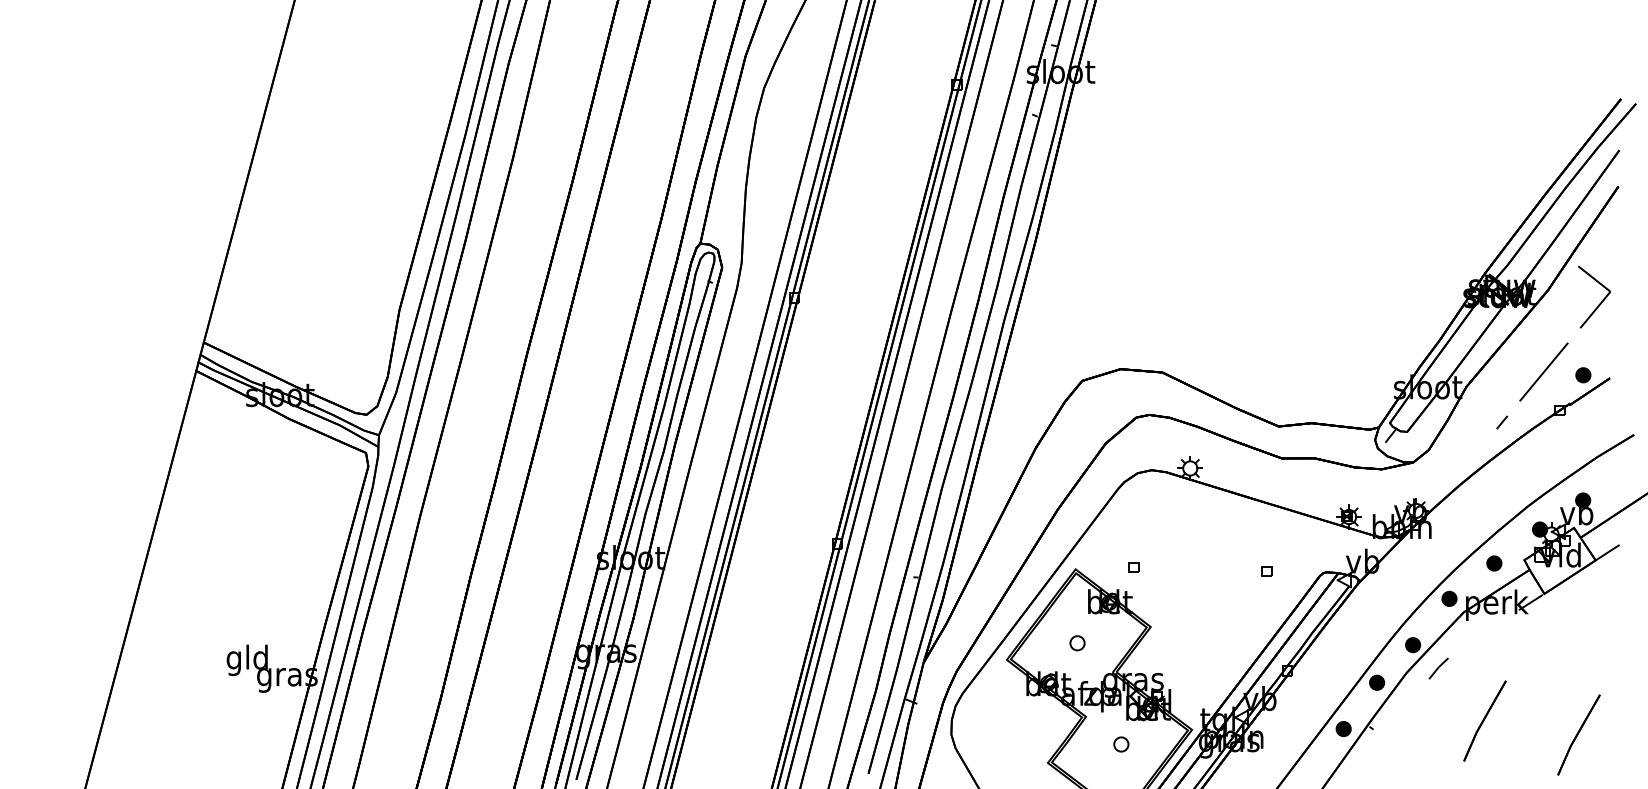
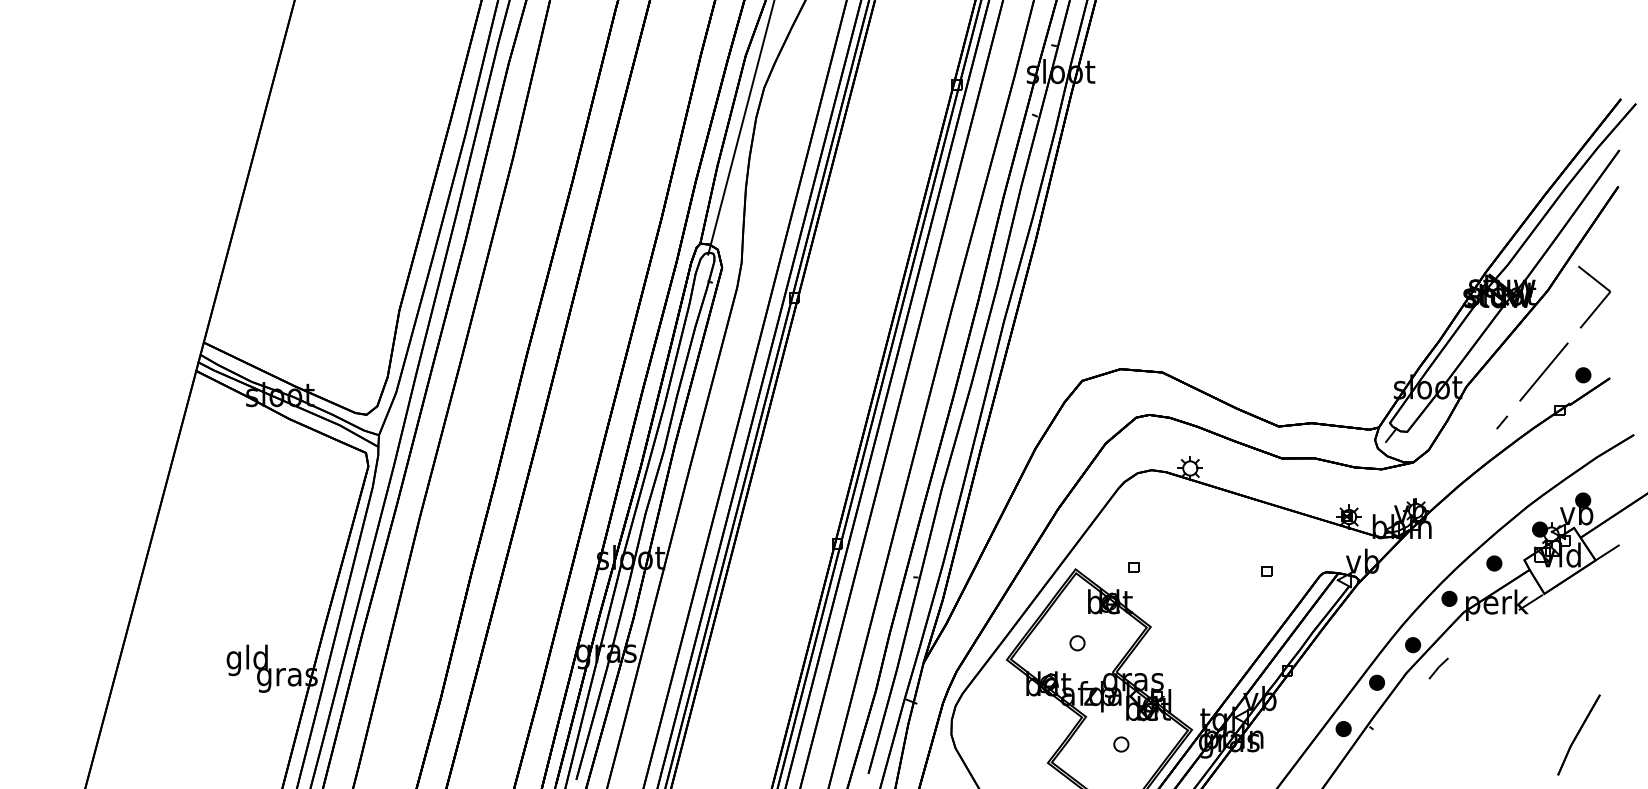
line: none -> present (740, 128)
part: present -> none (1484, 720)
